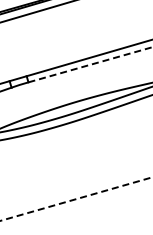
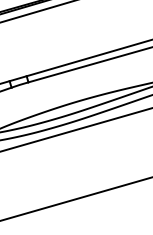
line: dashed -> solid (90, 64)
line: none -> present (75, 129)
line: dashed -> solid (76, 199)
